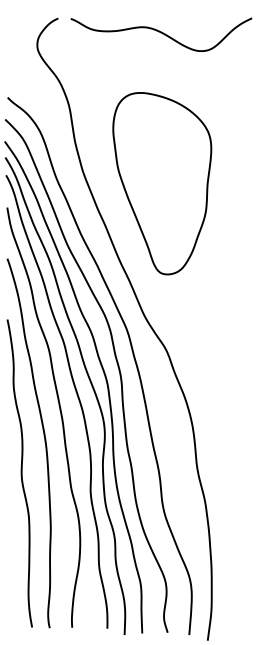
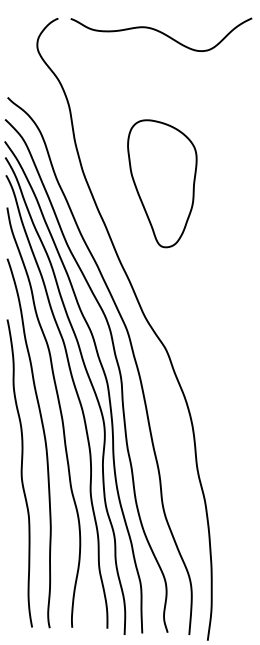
part size: 101x184 px -> 71x130 px (162, 183)
